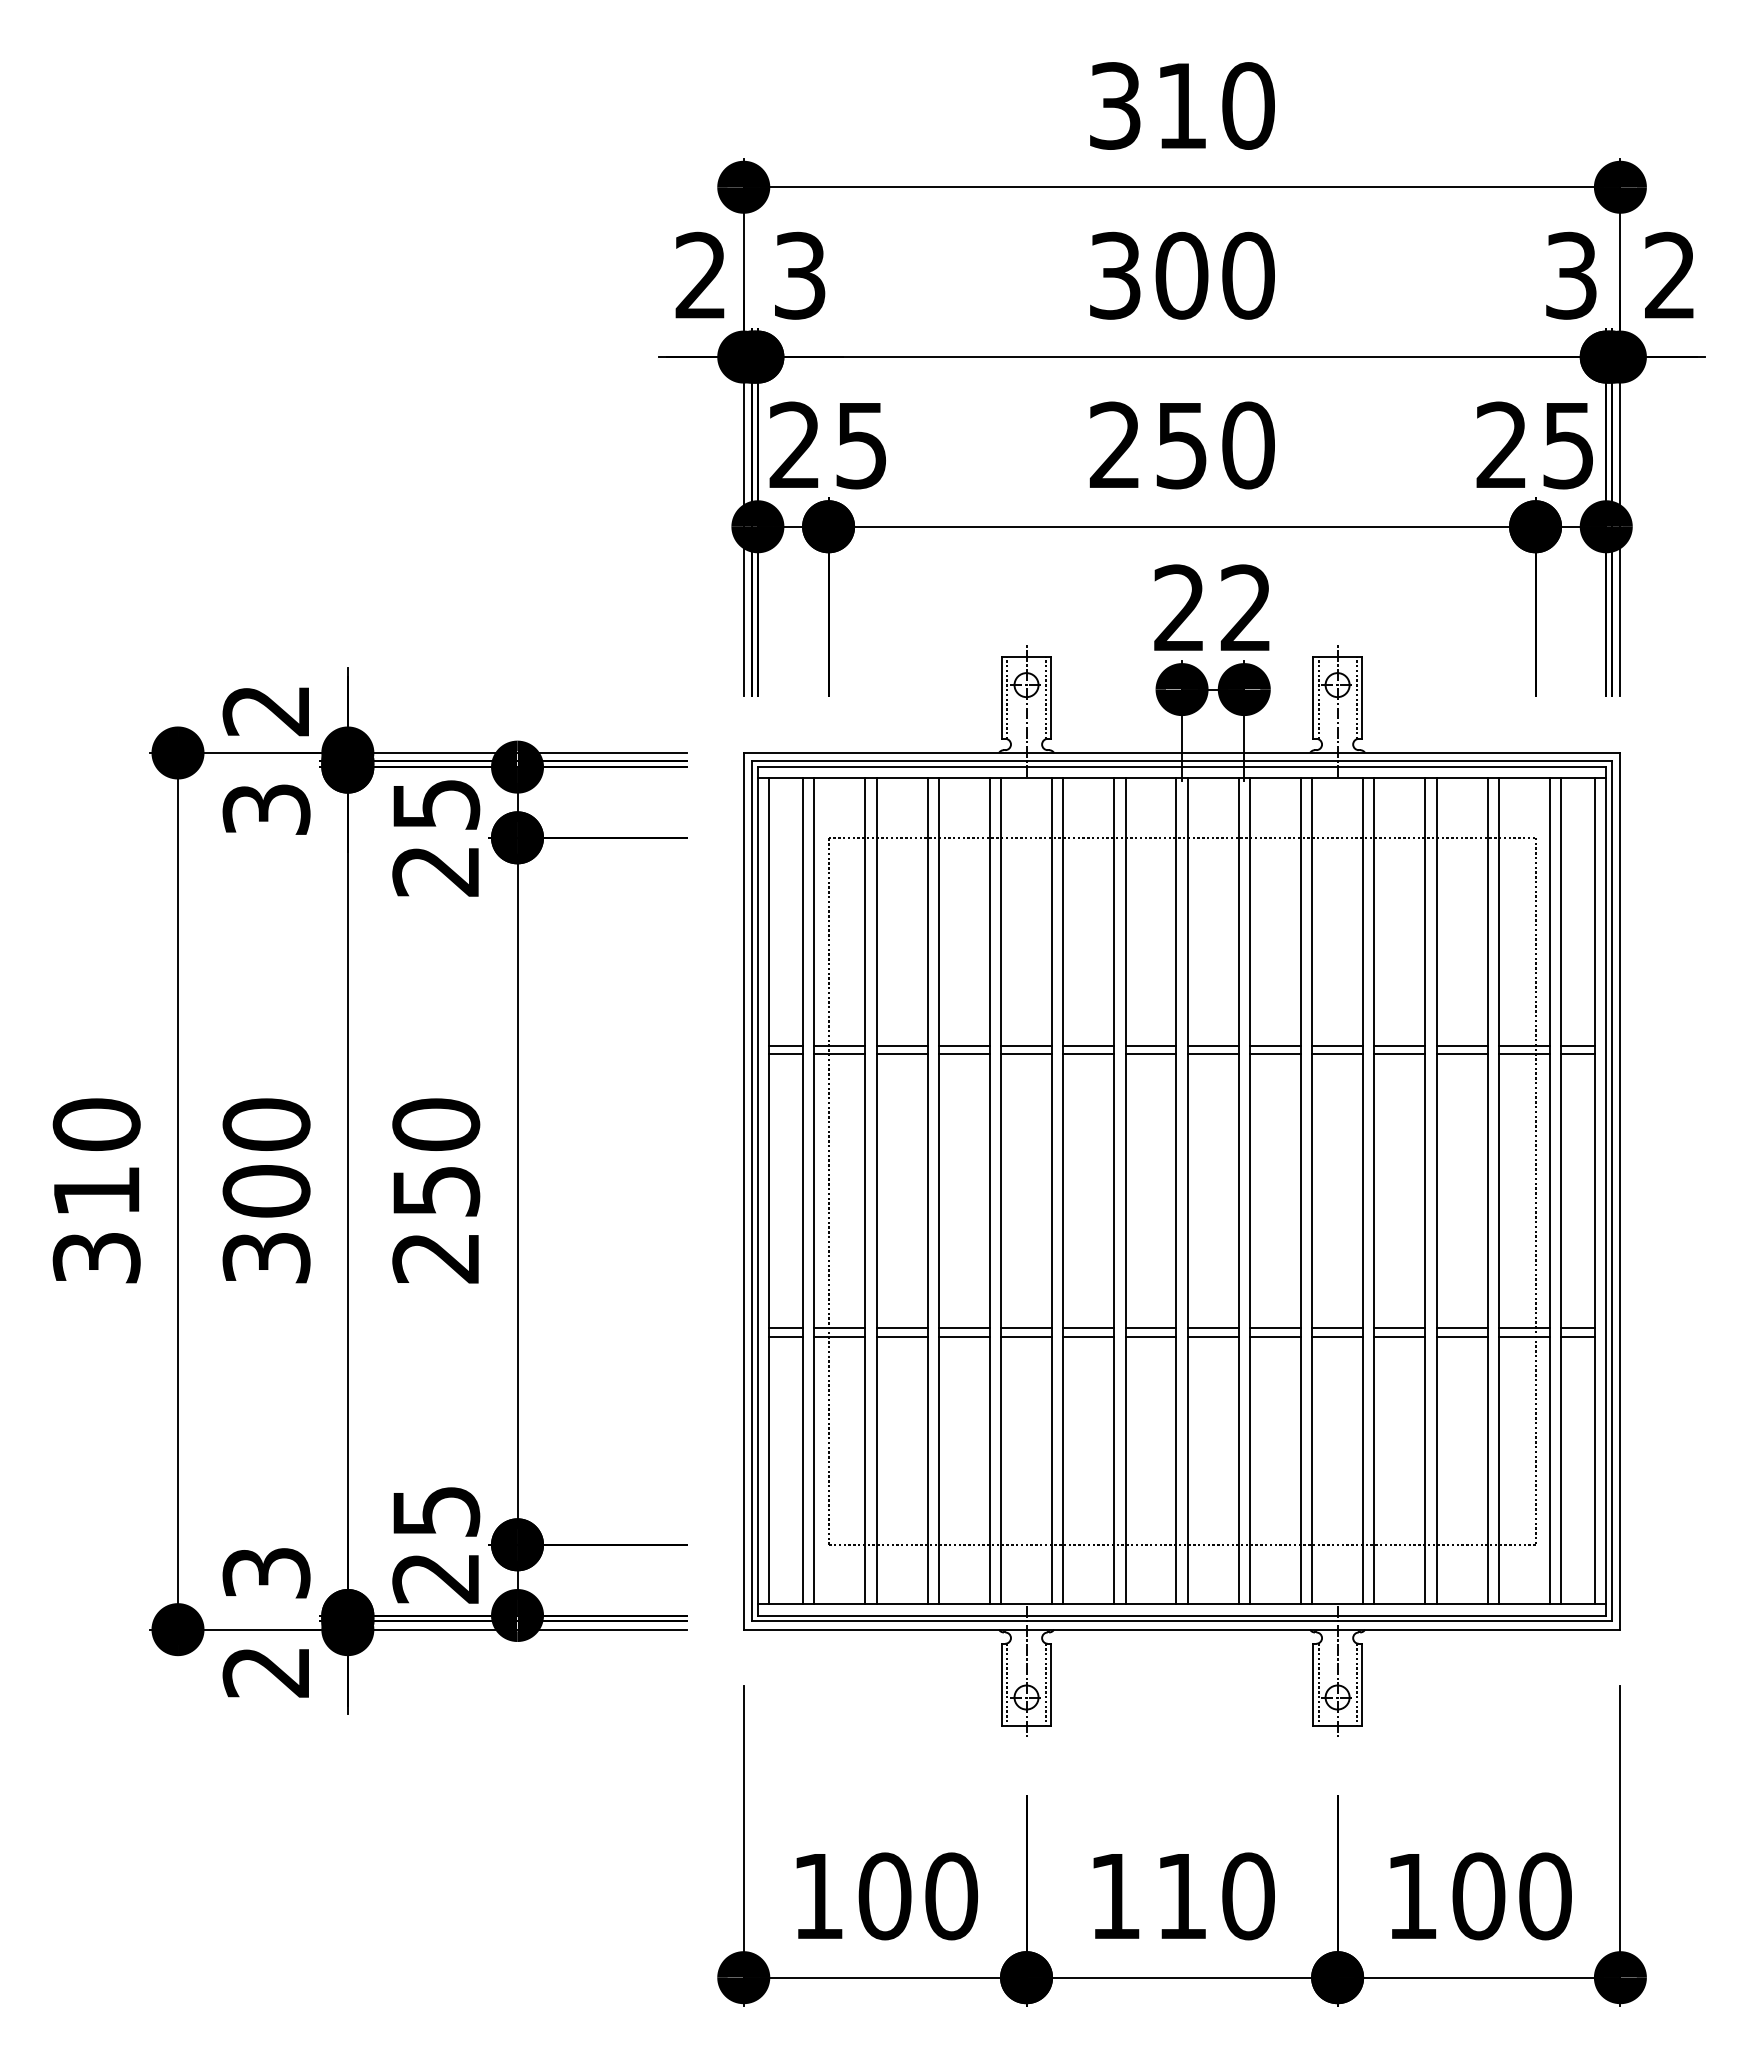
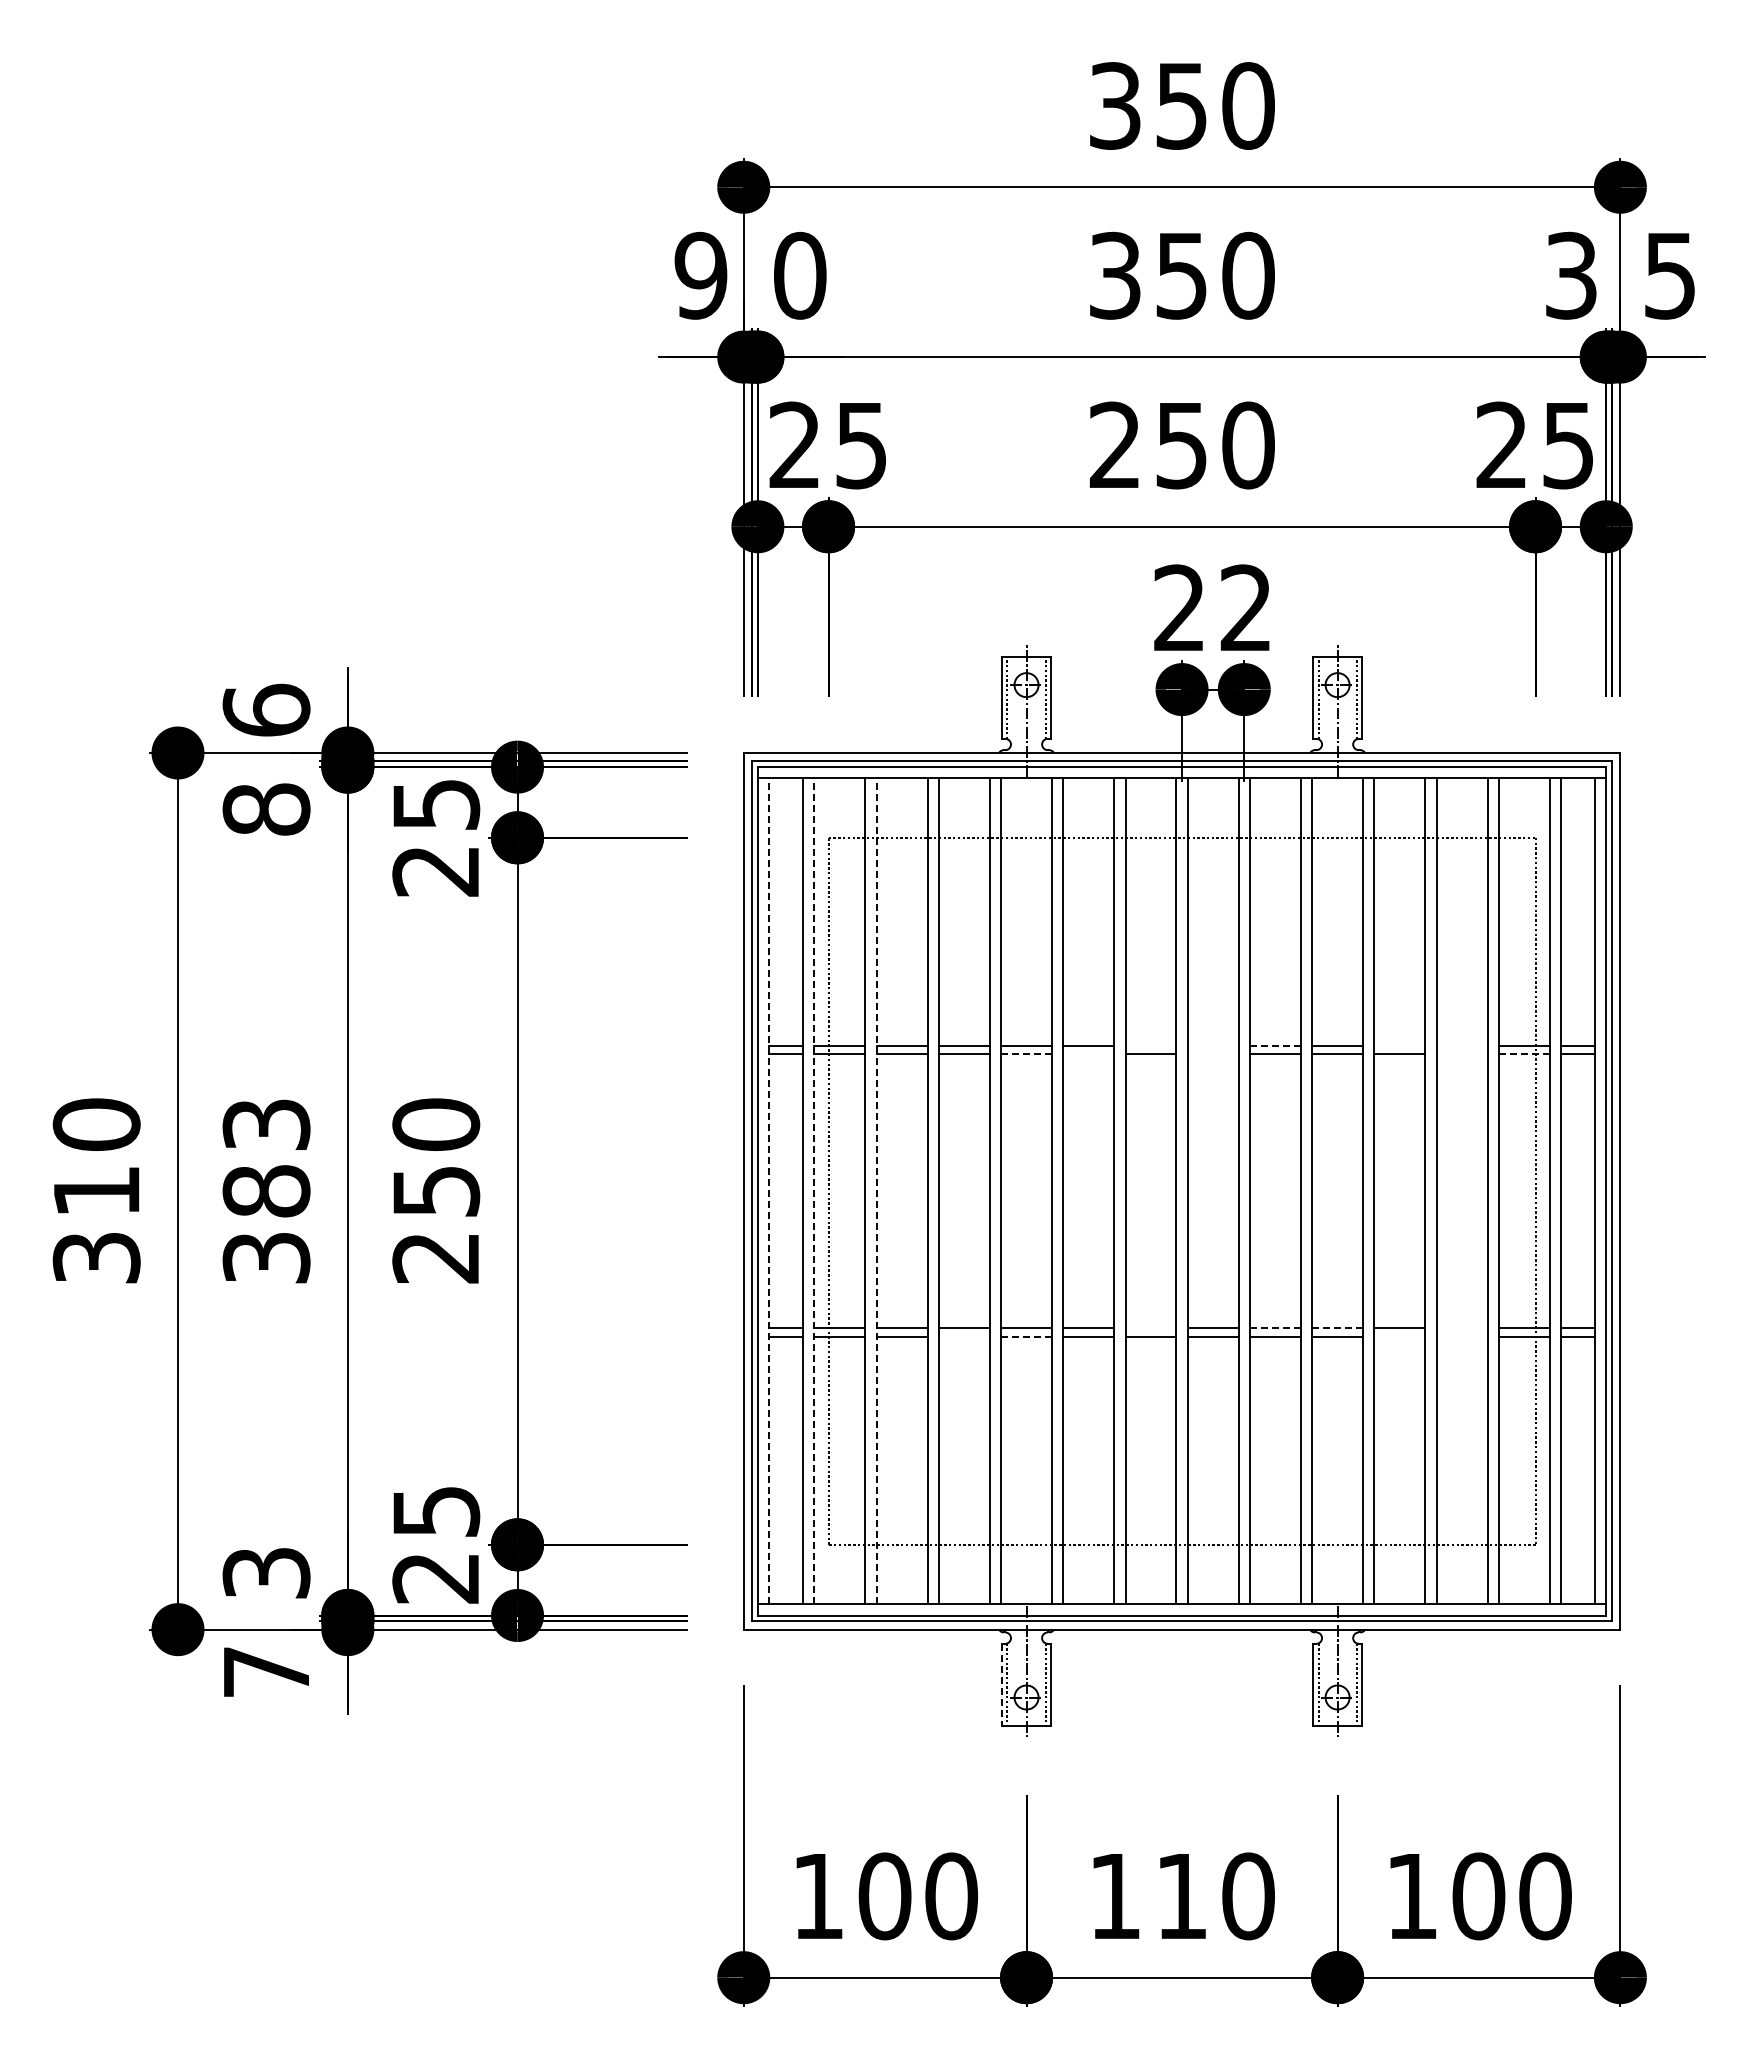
text: 310 -> 350 (1181, 106)
text: 2 -> 9 (700, 275)
text: 3 -> 0 (800, 275)
text: 300 -> 350 (1181, 275)
text: 2 -> 5 (1669, 275)
text: 2 -> 6 (266, 709)
text: 3 -> 8 (266, 809)
line: present -> none (1150, 1045)
line: present -> none (1212, 1045)
line: solid -> dashed (1275, 1045)
line: present -> none (1399, 1045)
line: present -> none (1461, 1045)
line: solid -> dashed (1027, 1054)
line: present -> none (1088, 1054)
line: present -> none (1212, 1054)
line: present -> none (1461, 1054)
line: solid -> dashed (1524, 1054)
text: 300 -> 383 (266, 1157)
line: solid -> dashed (769, 1191)
line: solid -> dashed (814, 1191)
line: solid -> dashed (876, 1191)
line: present -> none (1150, 1328)
line: solid -> dashed (1275, 1328)
line: solid -> dashed (1338, 1328)
line: present -> none (1461, 1328)
line: present -> none (963, 1336)
line: solid -> dashed (1027, 1336)
line: present -> none (1399, 1336)
line: present -> none (1461, 1336)
text: 2 -> 7 (265, 1672)
line: solid -> dashed (1001, 1685)
